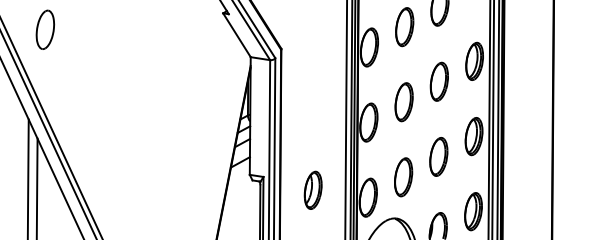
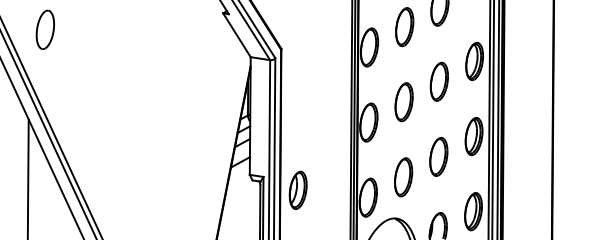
line: present -> none (346, 119)
line: present -> none (36, 187)
part position: (312, 189) -> (297, 189) (297, 189)
